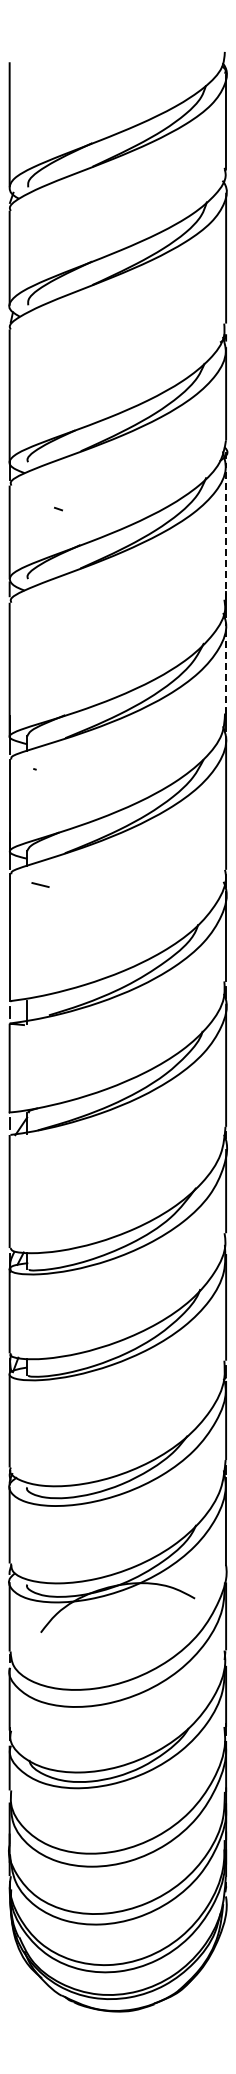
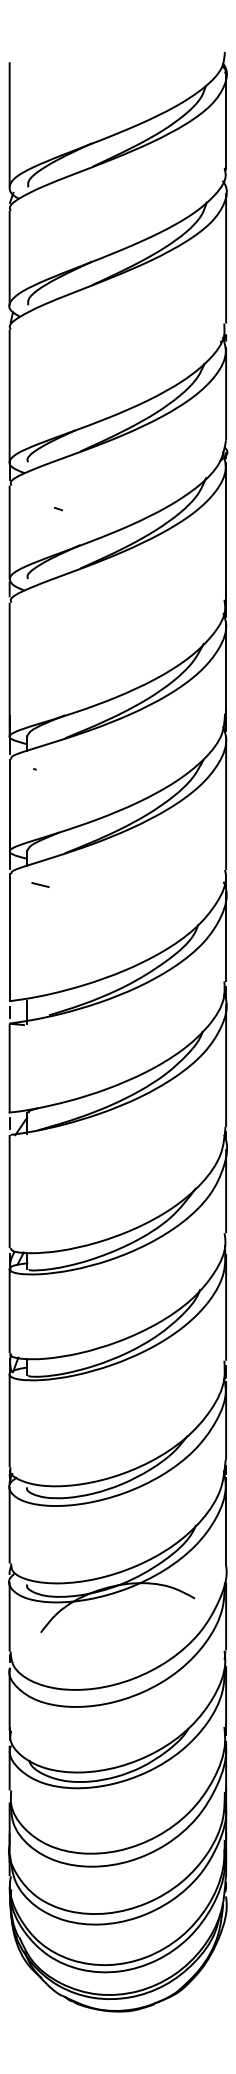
line: dashed -> solid (226, 531)
line: dashed -> solid (226, 667)
